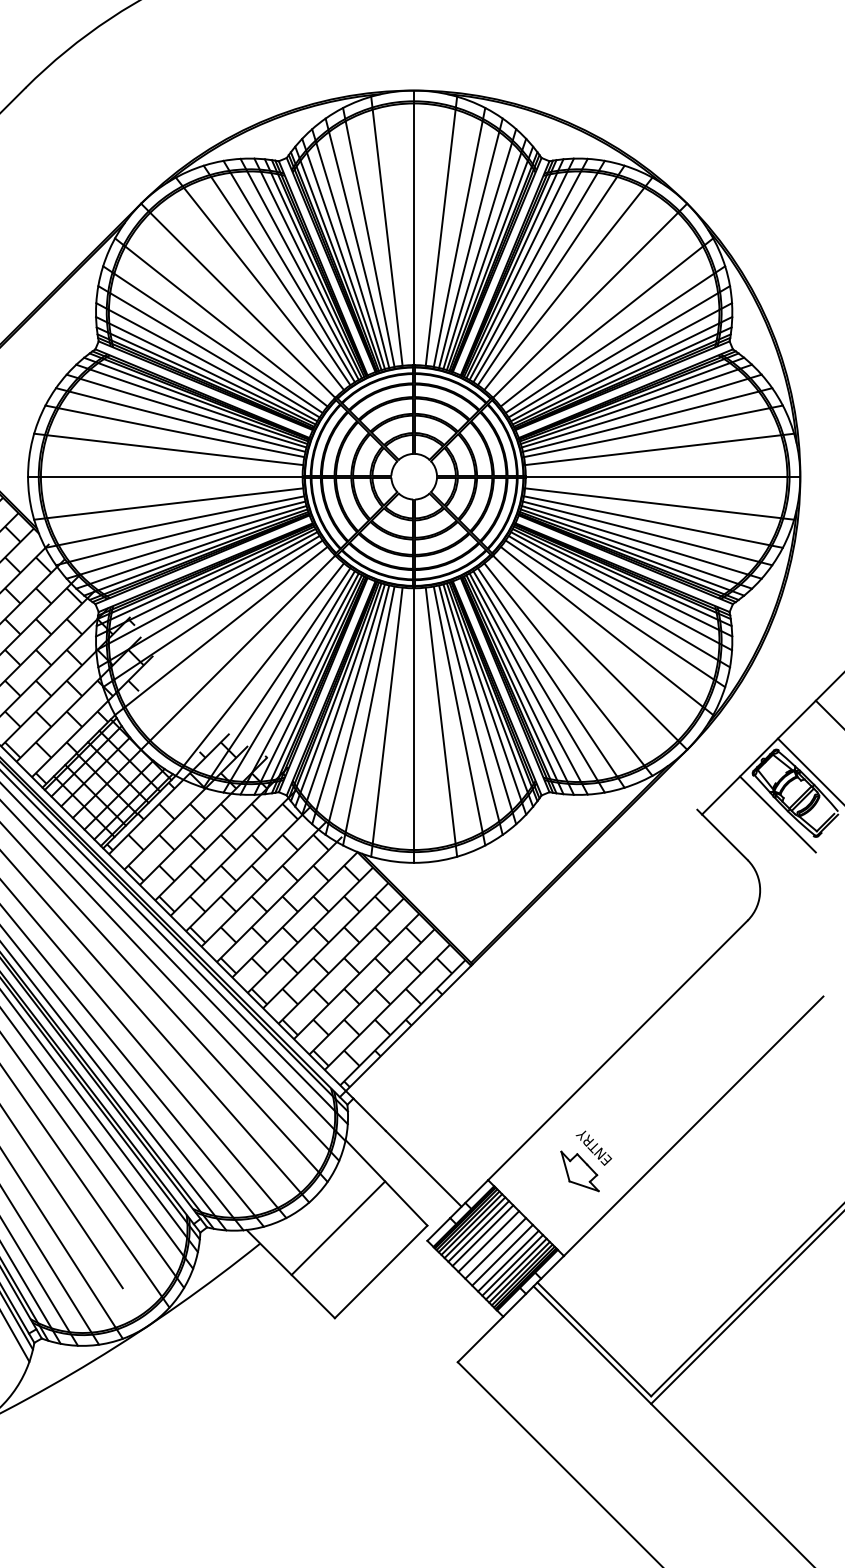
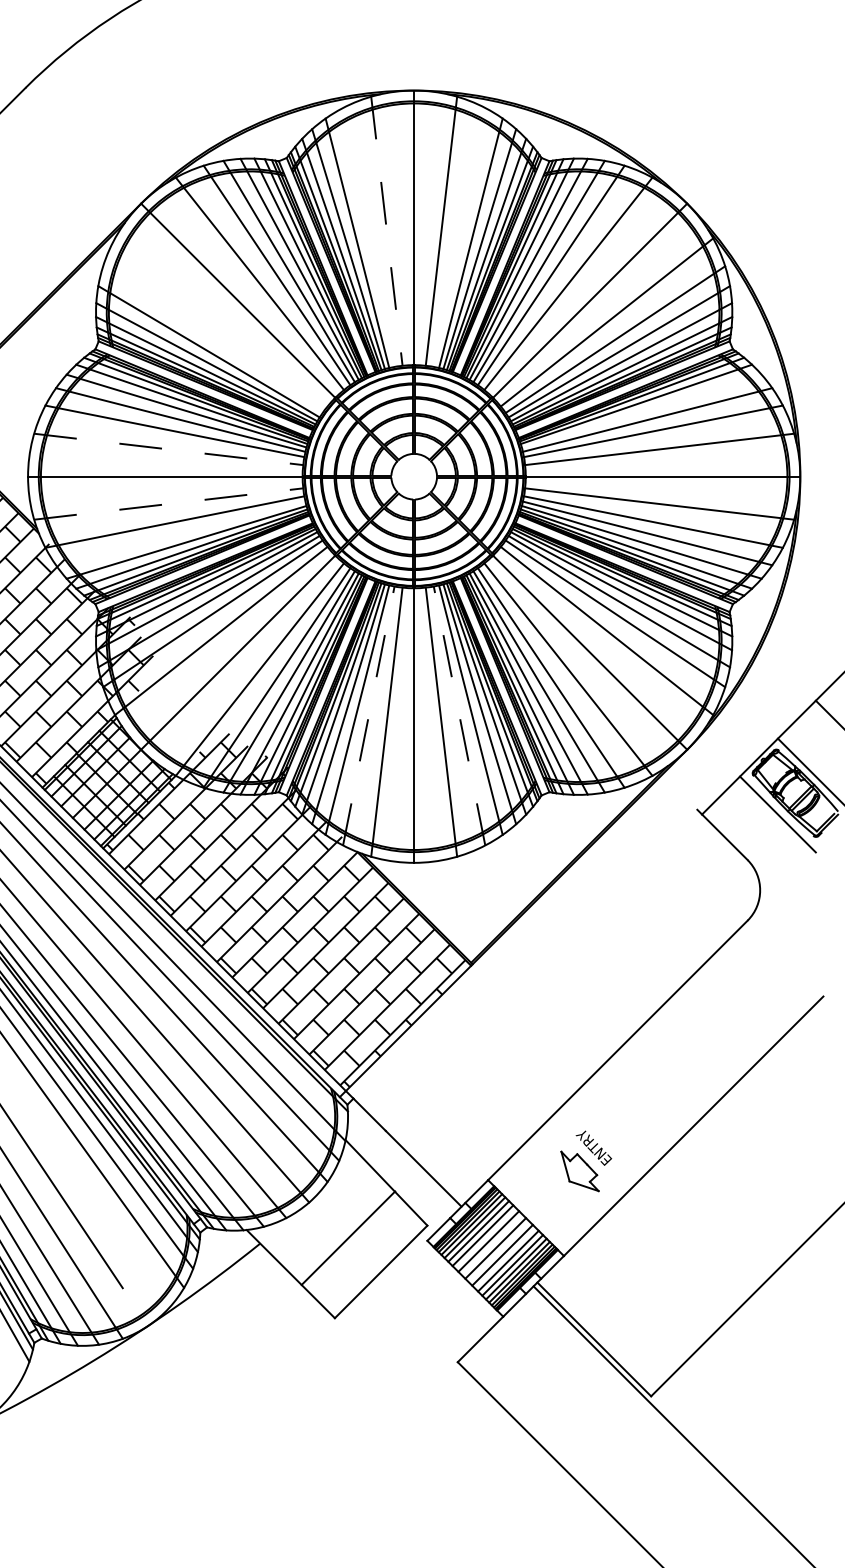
line: solid -> dashed (386, 231)
line: present -> none (368, 236)
line: present -> none (459, 236)
line: present -> none (221, 322)
line: present -> none (212, 339)
line: present -> none (641, 410)
line: solid -> dashed (169, 449)
line: solid -> dashed (169, 503)
line: present -> none (180, 533)
line: solid -> dashed (368, 716)
line: solid -> dashed (459, 716)
line: present -> none (174, 948)
line: present -> none (85, 1186)
line position: (338, 1227) -> (348, 1237) (348, 1237)
line: present -> none (746, 1308)
